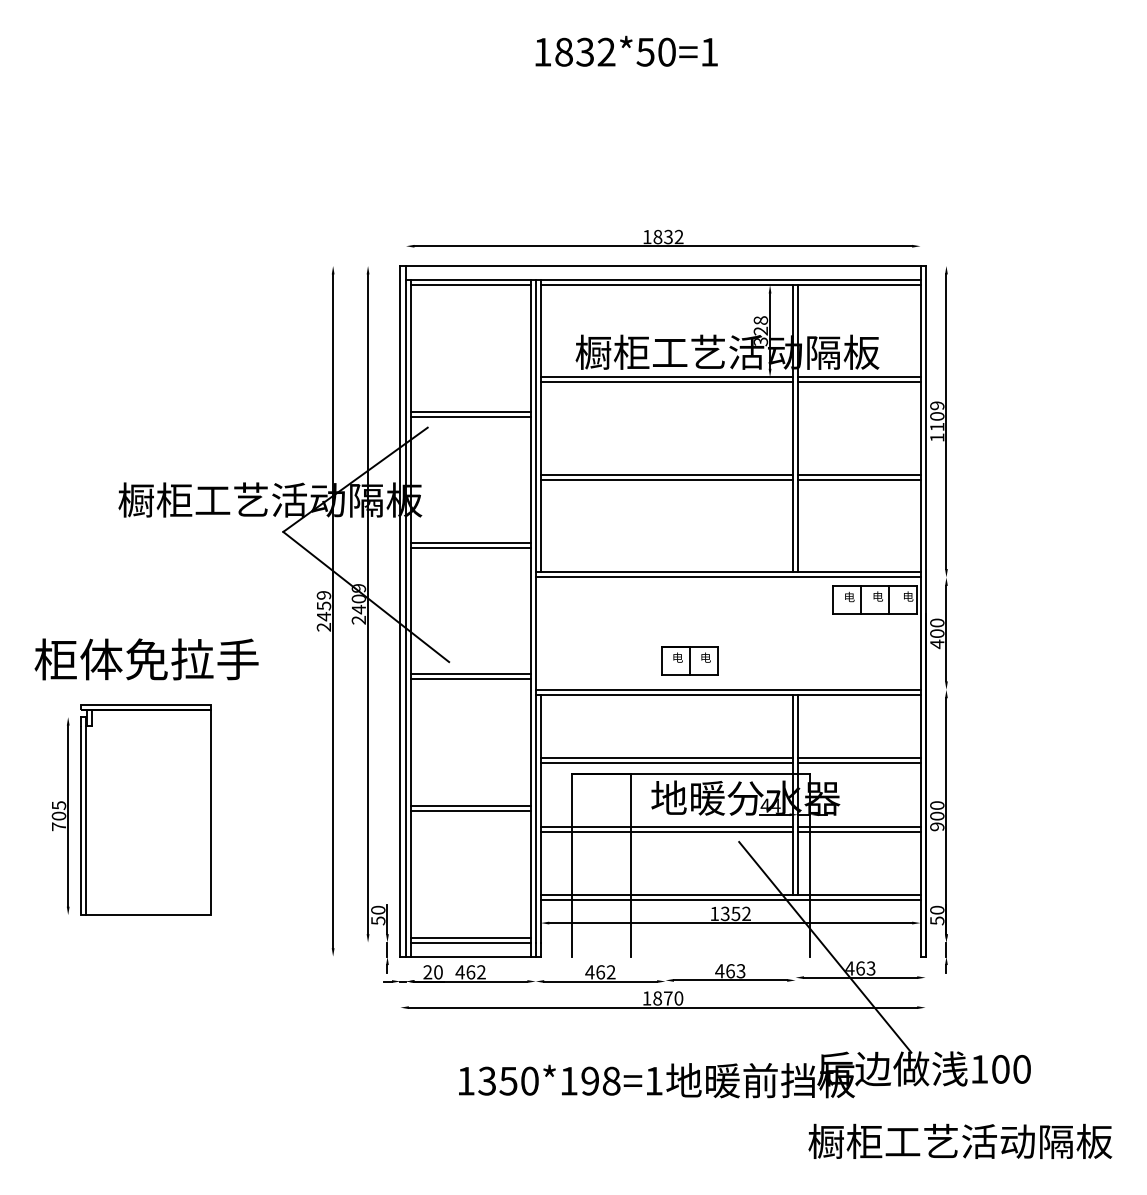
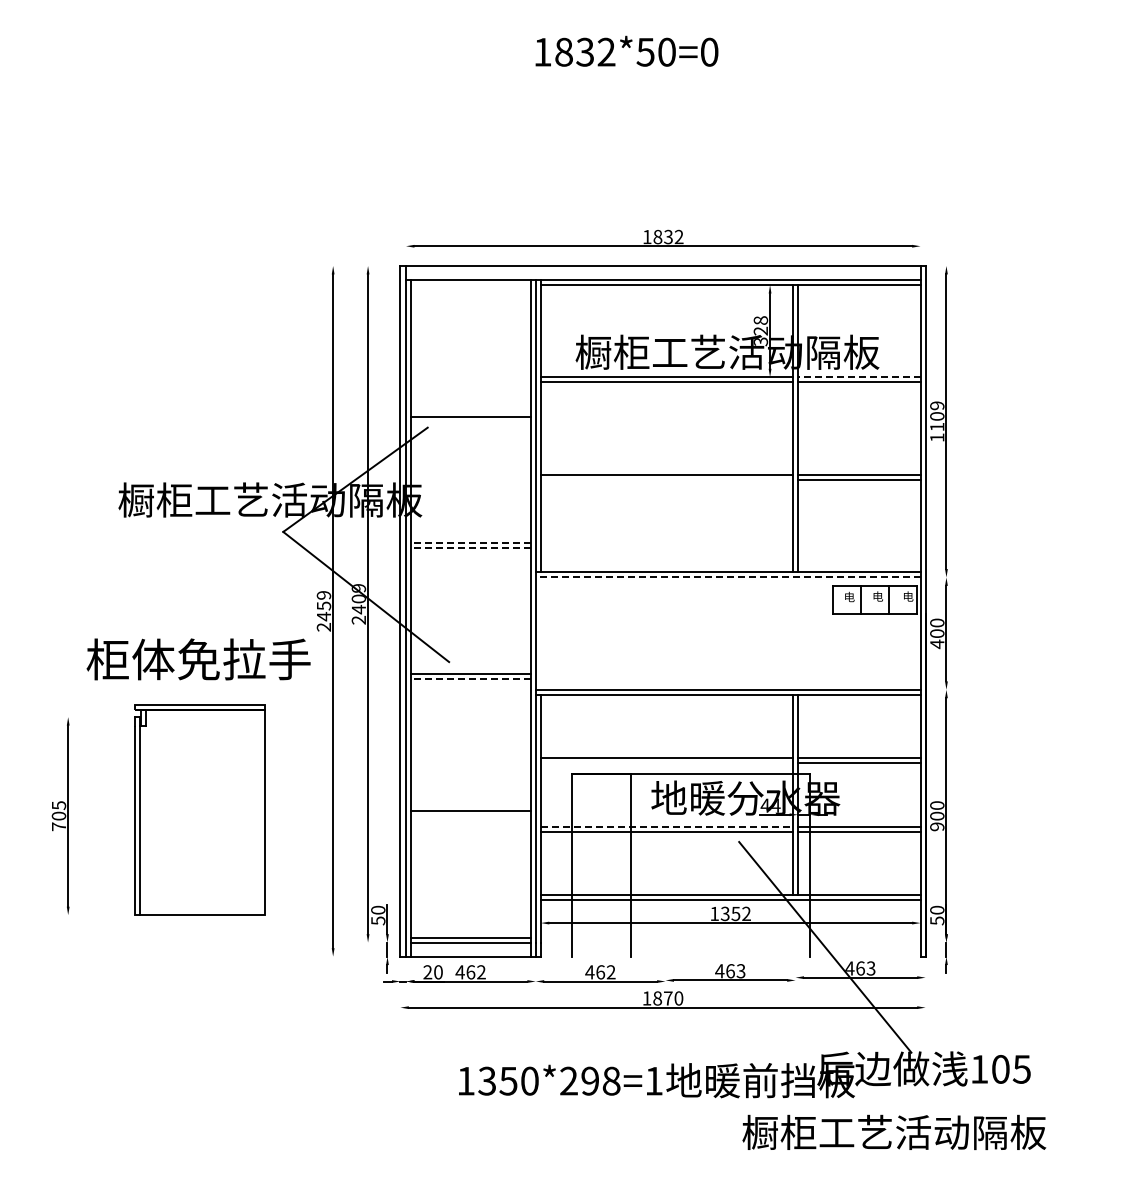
text: 1832*50=1 -> 1832*50=0 (709, 51)
line: present -> none (470, 285)
line: solid -> dashed (858, 377)
line: present -> none (470, 411)
line: present -> none (666, 480)
line: solid -> dashed (470, 542)
line: solid -> dashed (470, 548)
line: solid -> dashed (727, 577)
text position: (146, 659) -> (198, 659) (198, 659)
part: present -> none (689, 660)
line: solid -> dashed (470, 679)
line: present -> none (666, 763)
line: present -> none (470, 805)
part position: (145, 809) -> (199, 809) (199, 809)
line: solid -> dashed (667, 826)
text: 100 -> 105 (1021, 1069)
text: 1350*198=1 -> 1350*298=1 (568, 1080)
text position: (960, 1140) -> (894, 1131) (894, 1131)
